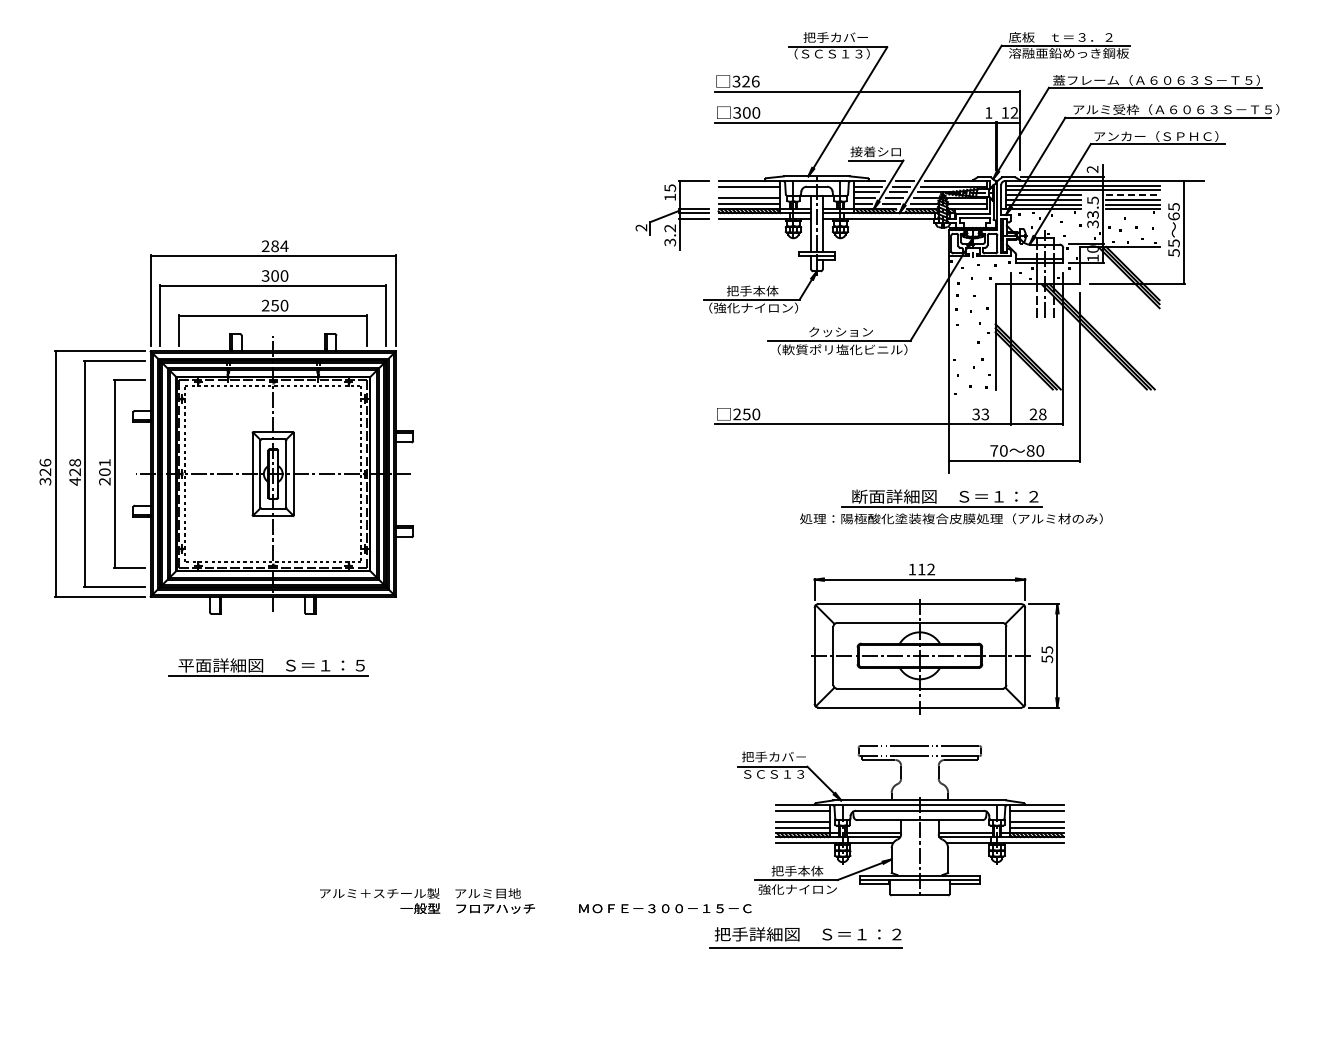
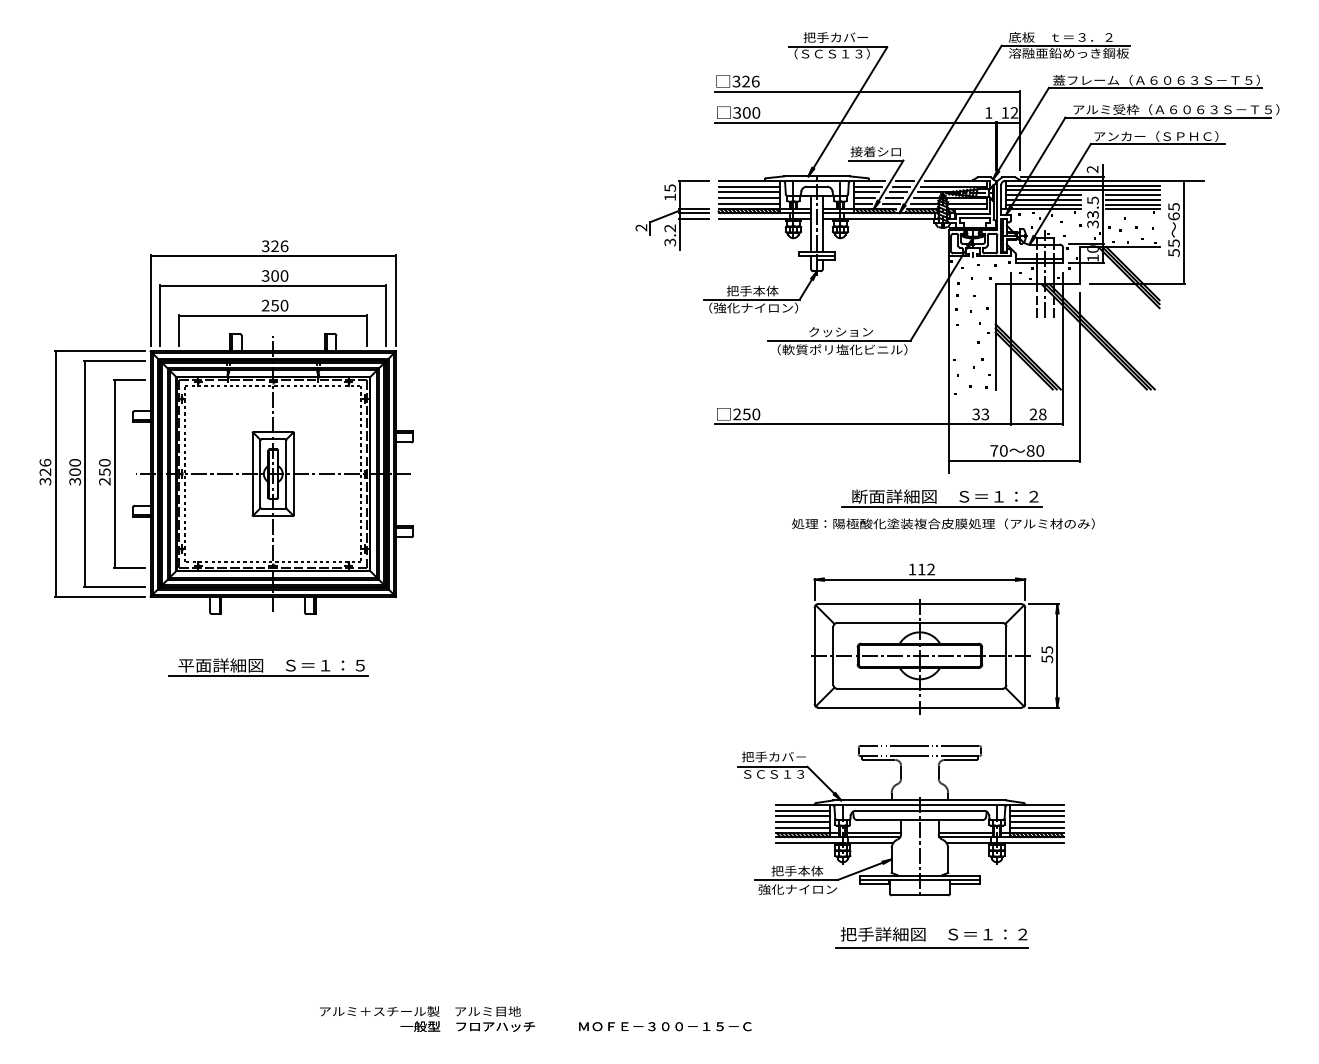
line: none -> present (749, 192)
line: dashed -> solid (1132, 195)
text: 284 -> 326 (274, 246)
text: 201 -> 250 (104, 467)
text: 428 -> 300 (75, 472)
text position: (951, 518) -> (943, 523) (943, 523)
line: none -> present (802, 816)
line: none -> present (1036, 816)
text position: (535, 900) -> (535, 1018) (535, 1018)
part position: (805, 937) -> (931, 937) (931, 937)
